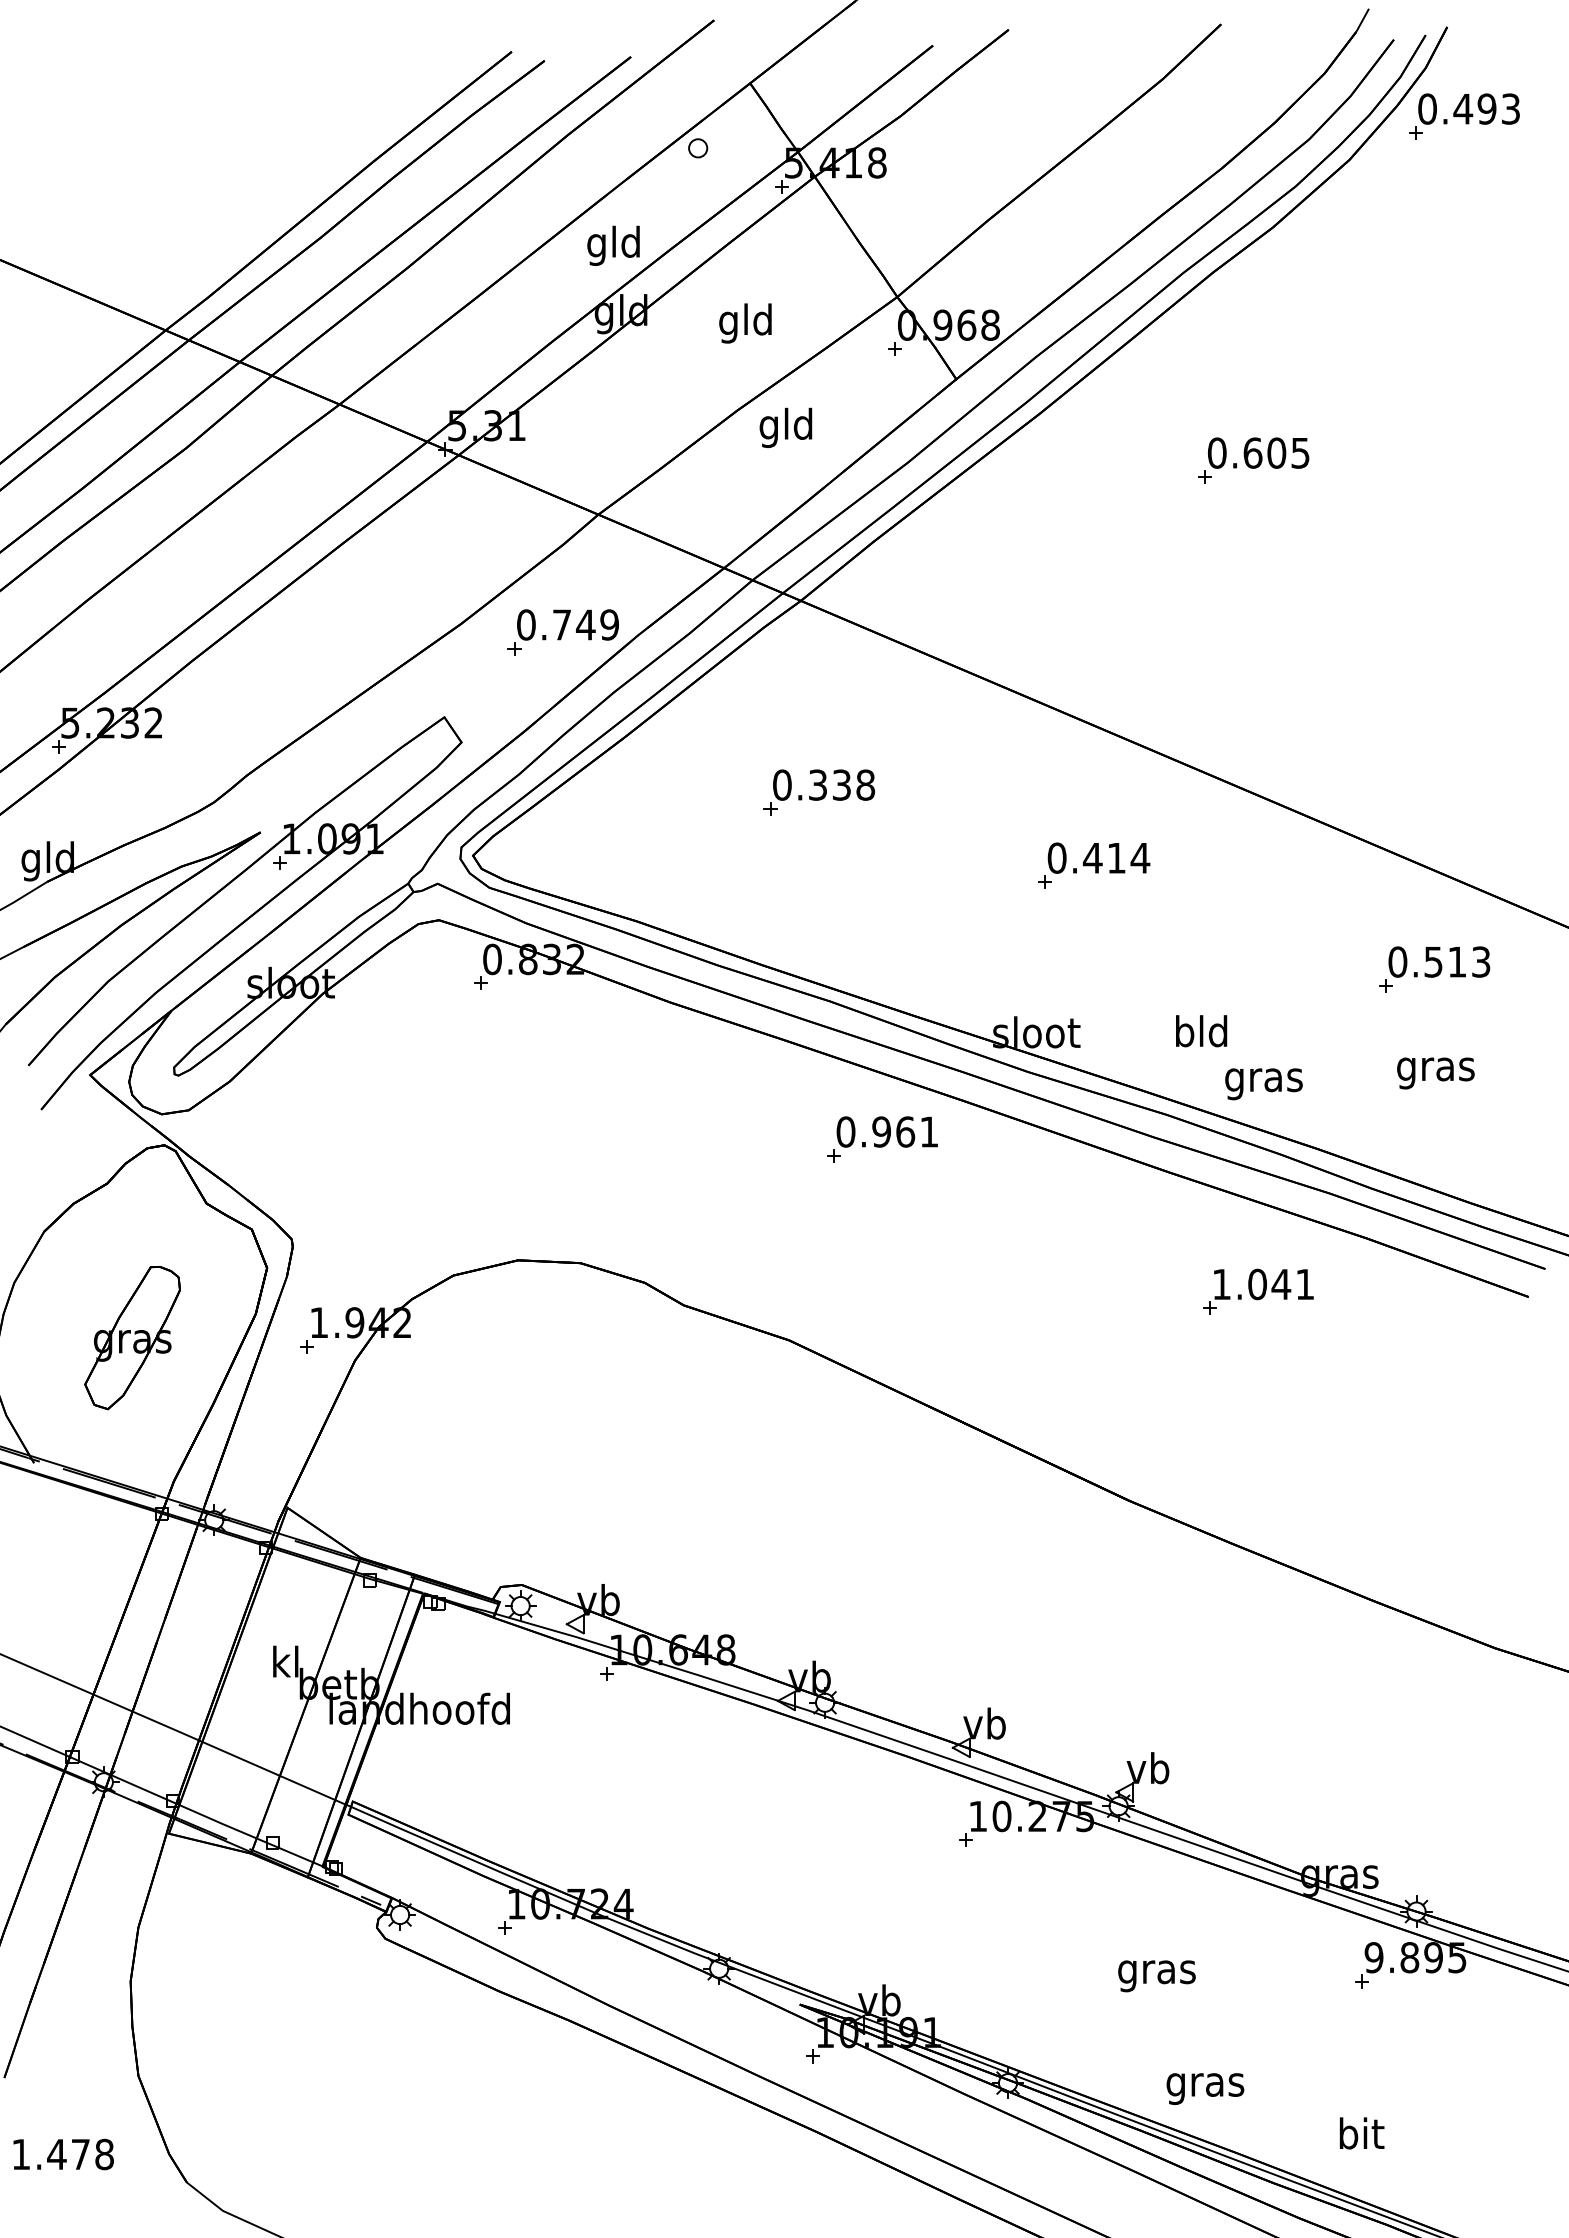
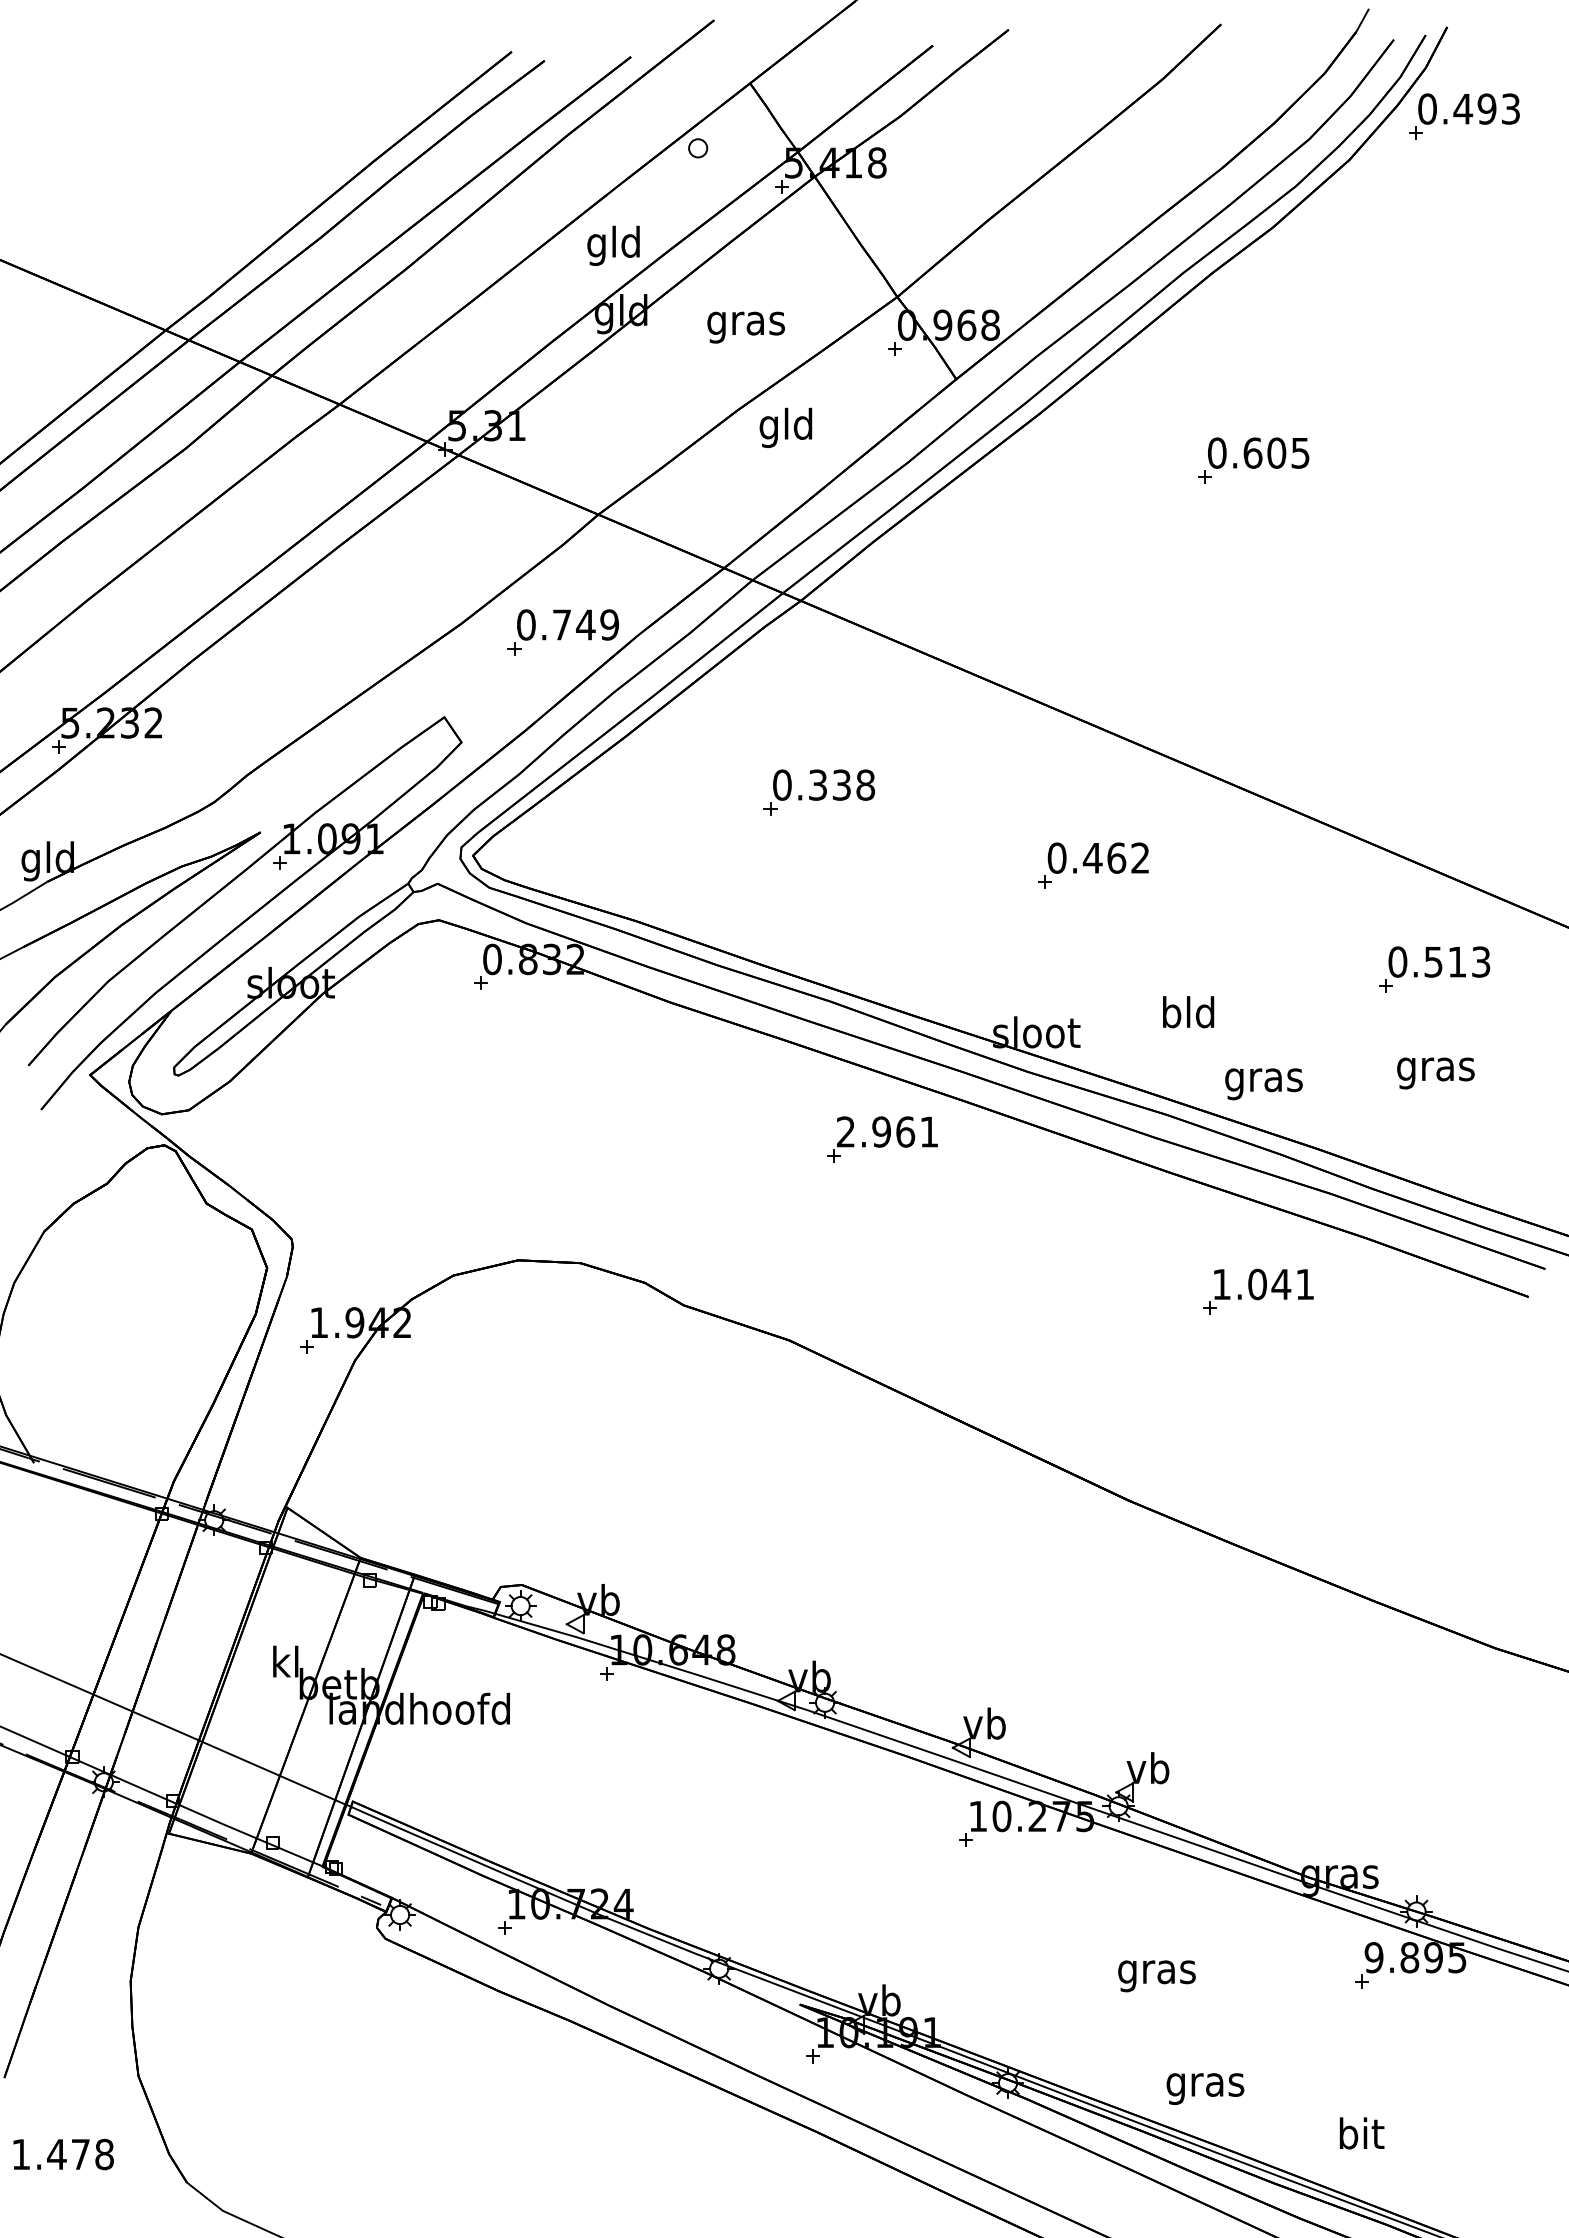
text: gld -> gras (745, 323)
text: 0.414 -> 0.462 (1128, 857)
text position: (1201, 1031) -> (1188, 1012) (1188, 1012)
text: 0.961 -> 2.961 (845, 1131)
part: present -> none (132, 1338)
